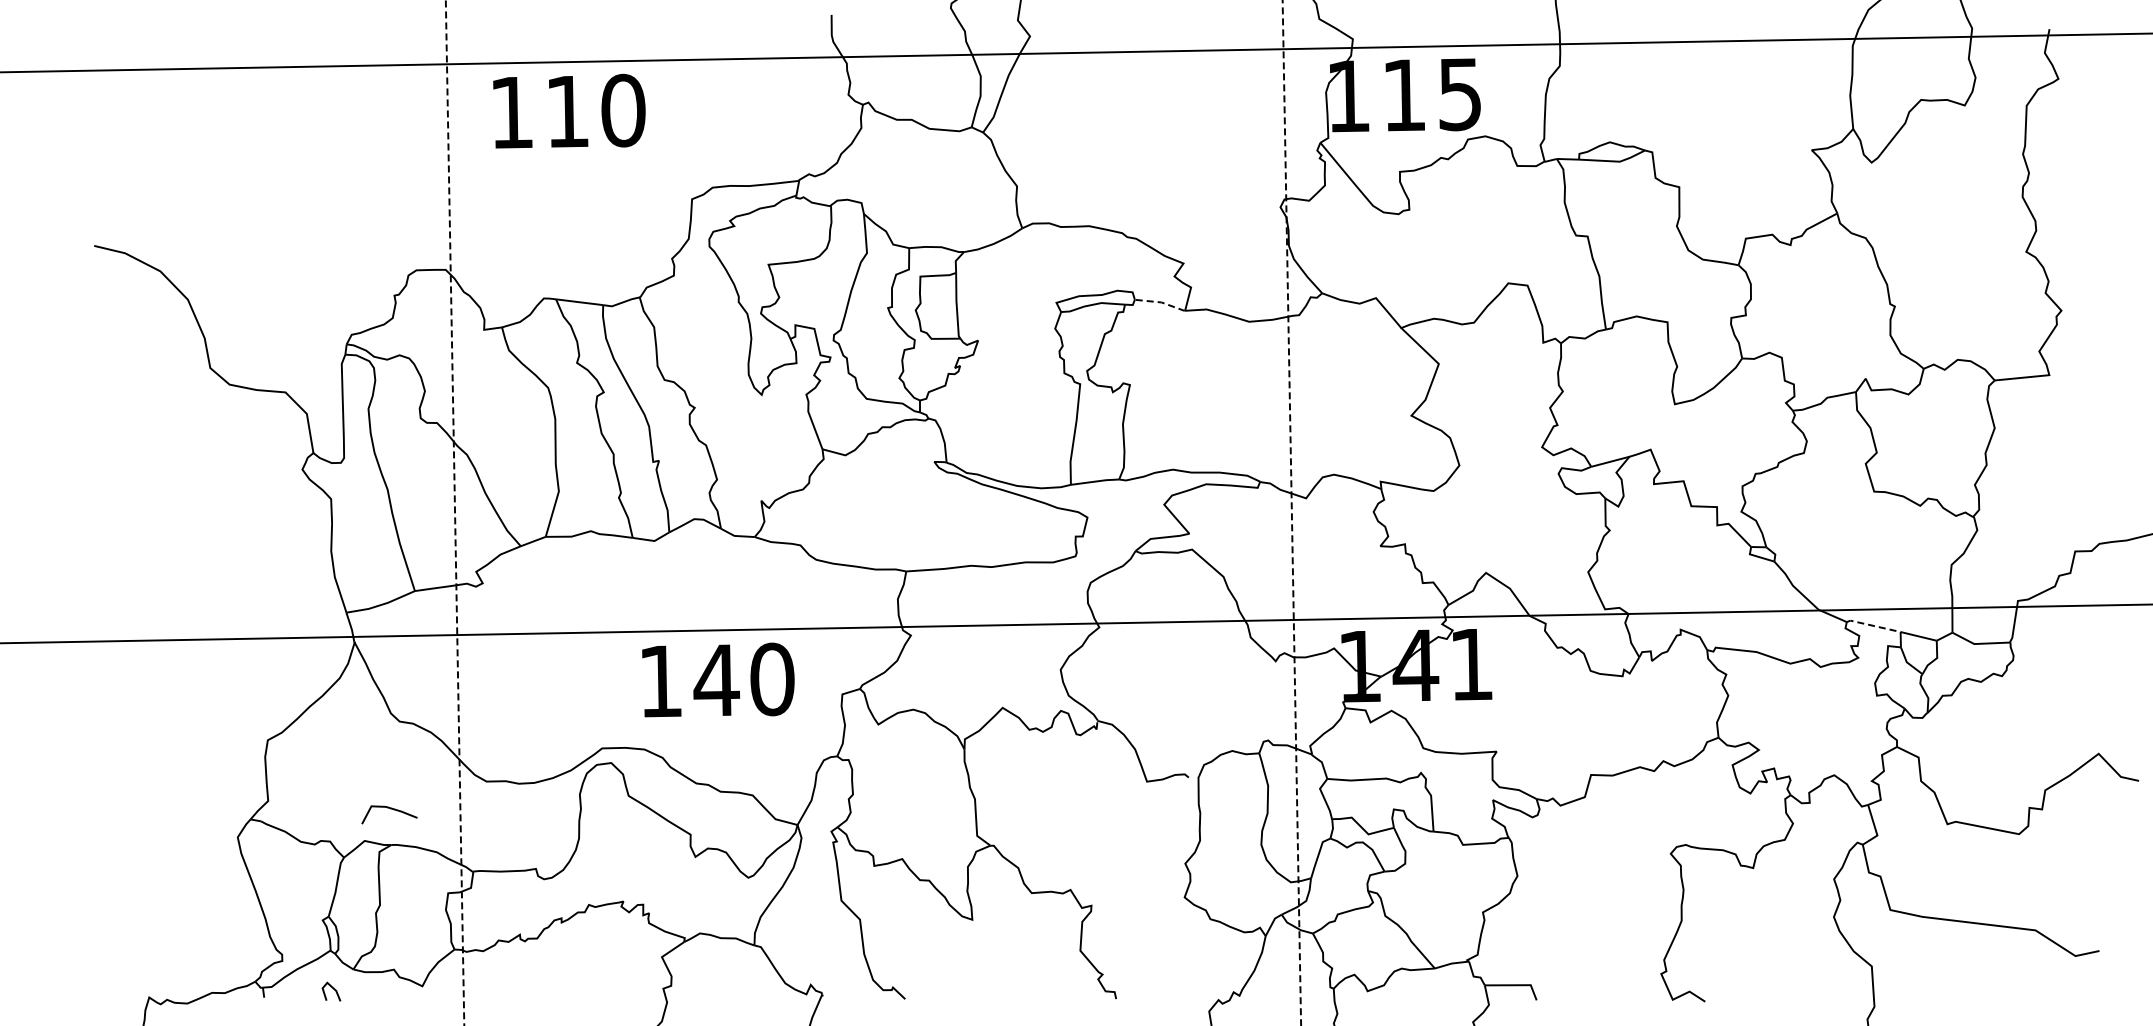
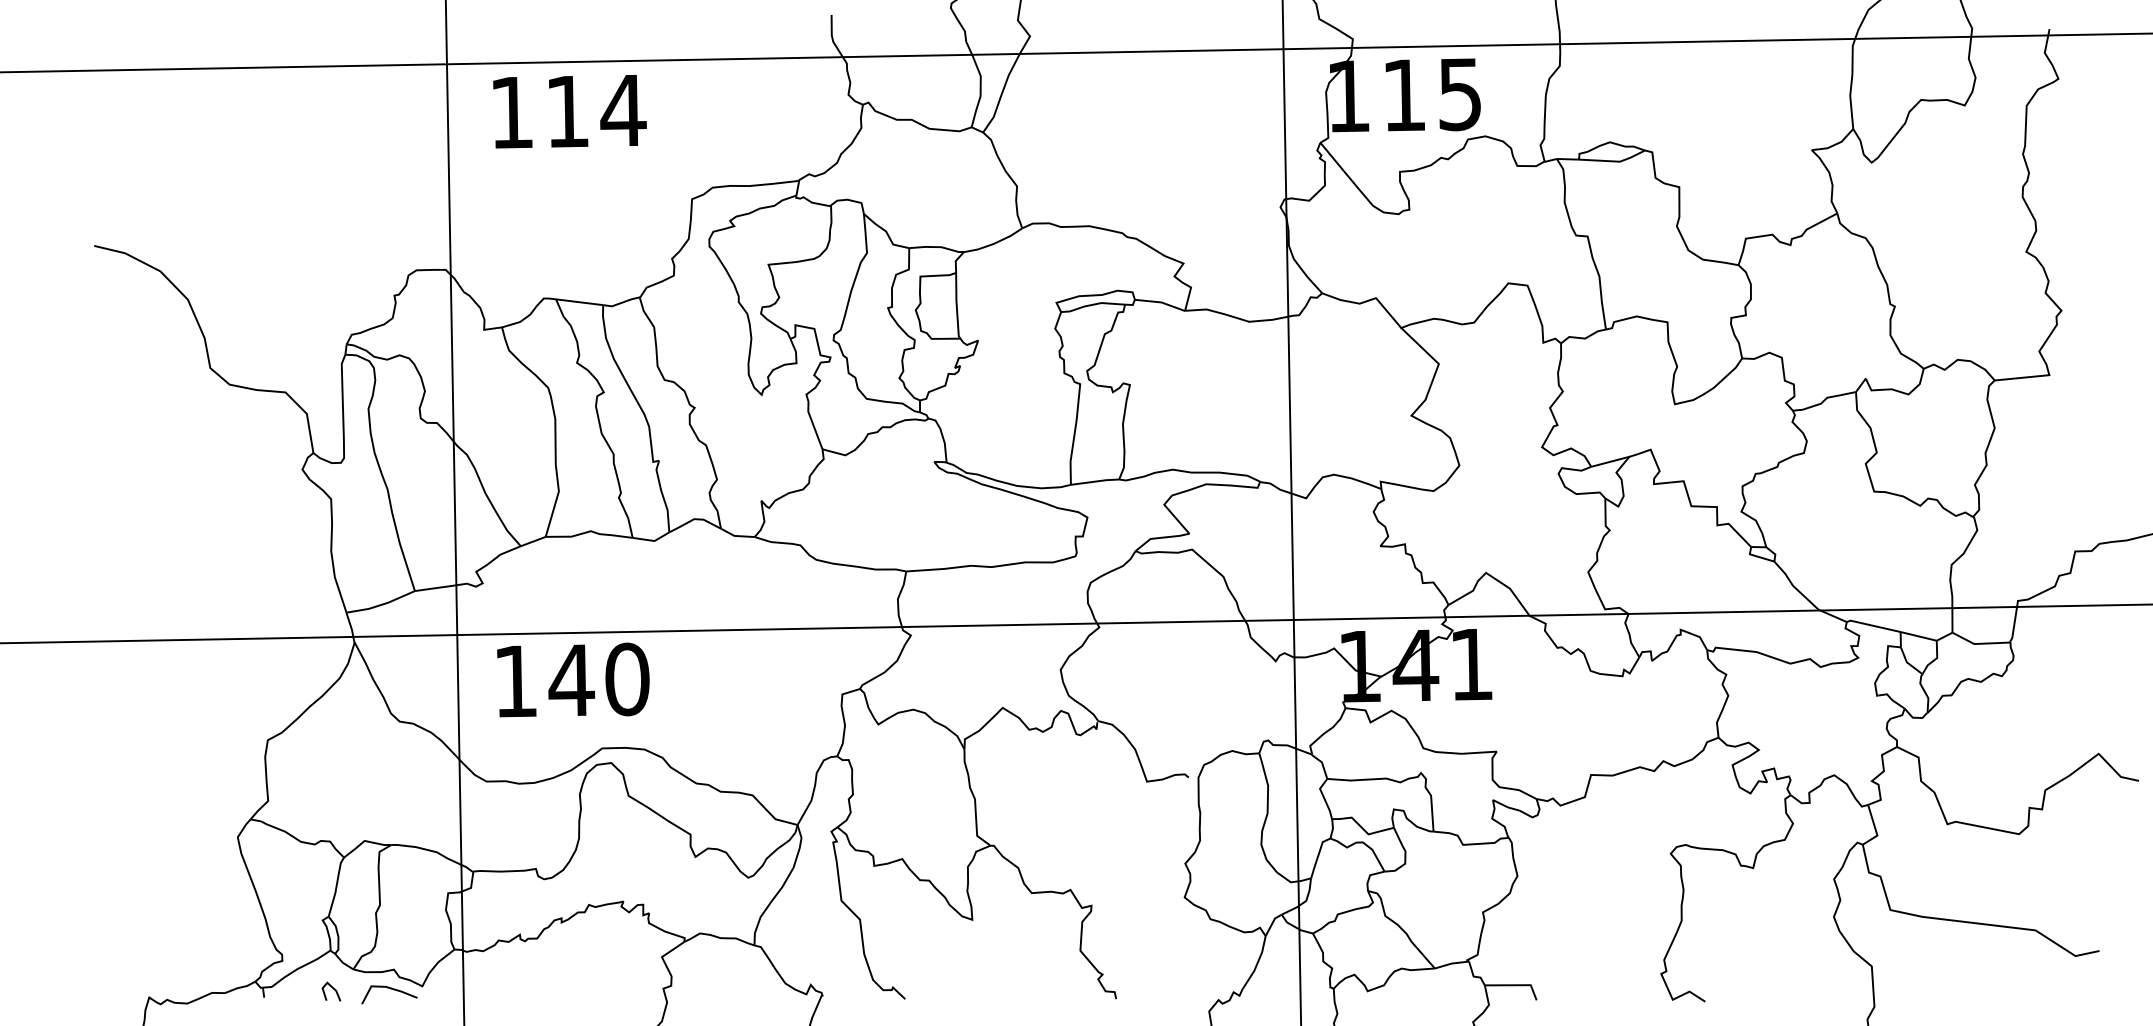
text: 110 -> 114 (623, 110)
line: dashed -> solid (1161, 302)
line: dashed -> solid (455, 513)
line: dashed -> solid (1291, 513)
line: dashed -> solid (1873, 625)
text position: (718, 679) -> (573, 679) (573, 679)
line position: (390, 809) -> (390, 989) (390, 989)
